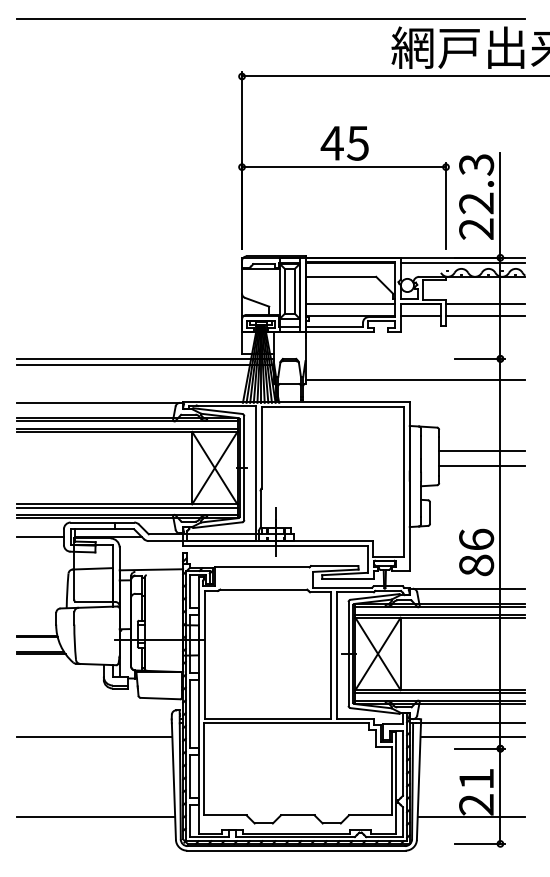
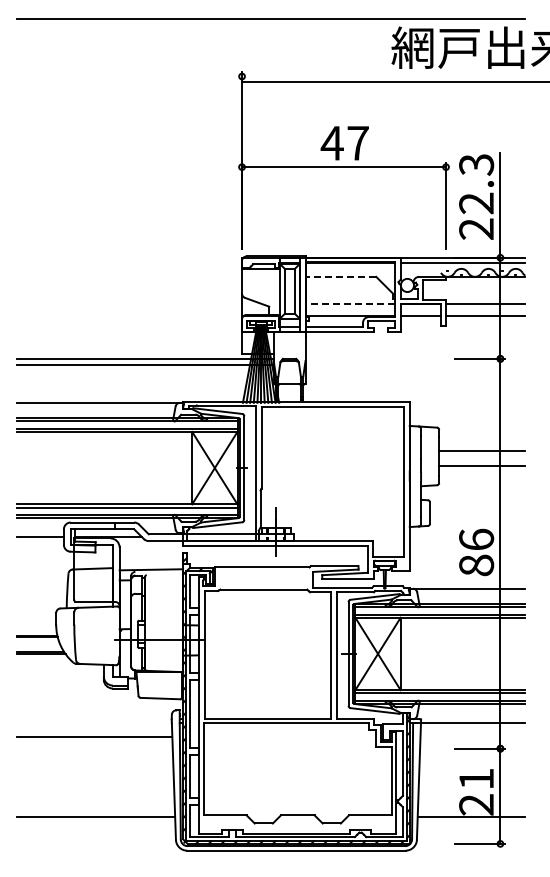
line position: (394, 76) -> (394, 82) (394, 82)
text: 45 -> 47 (357, 143)
line: solid -> dashed (340, 276)
line: solid -> dashed (350, 303)
line: present -> none (415, 380)
line: present -> none (472, 737)
